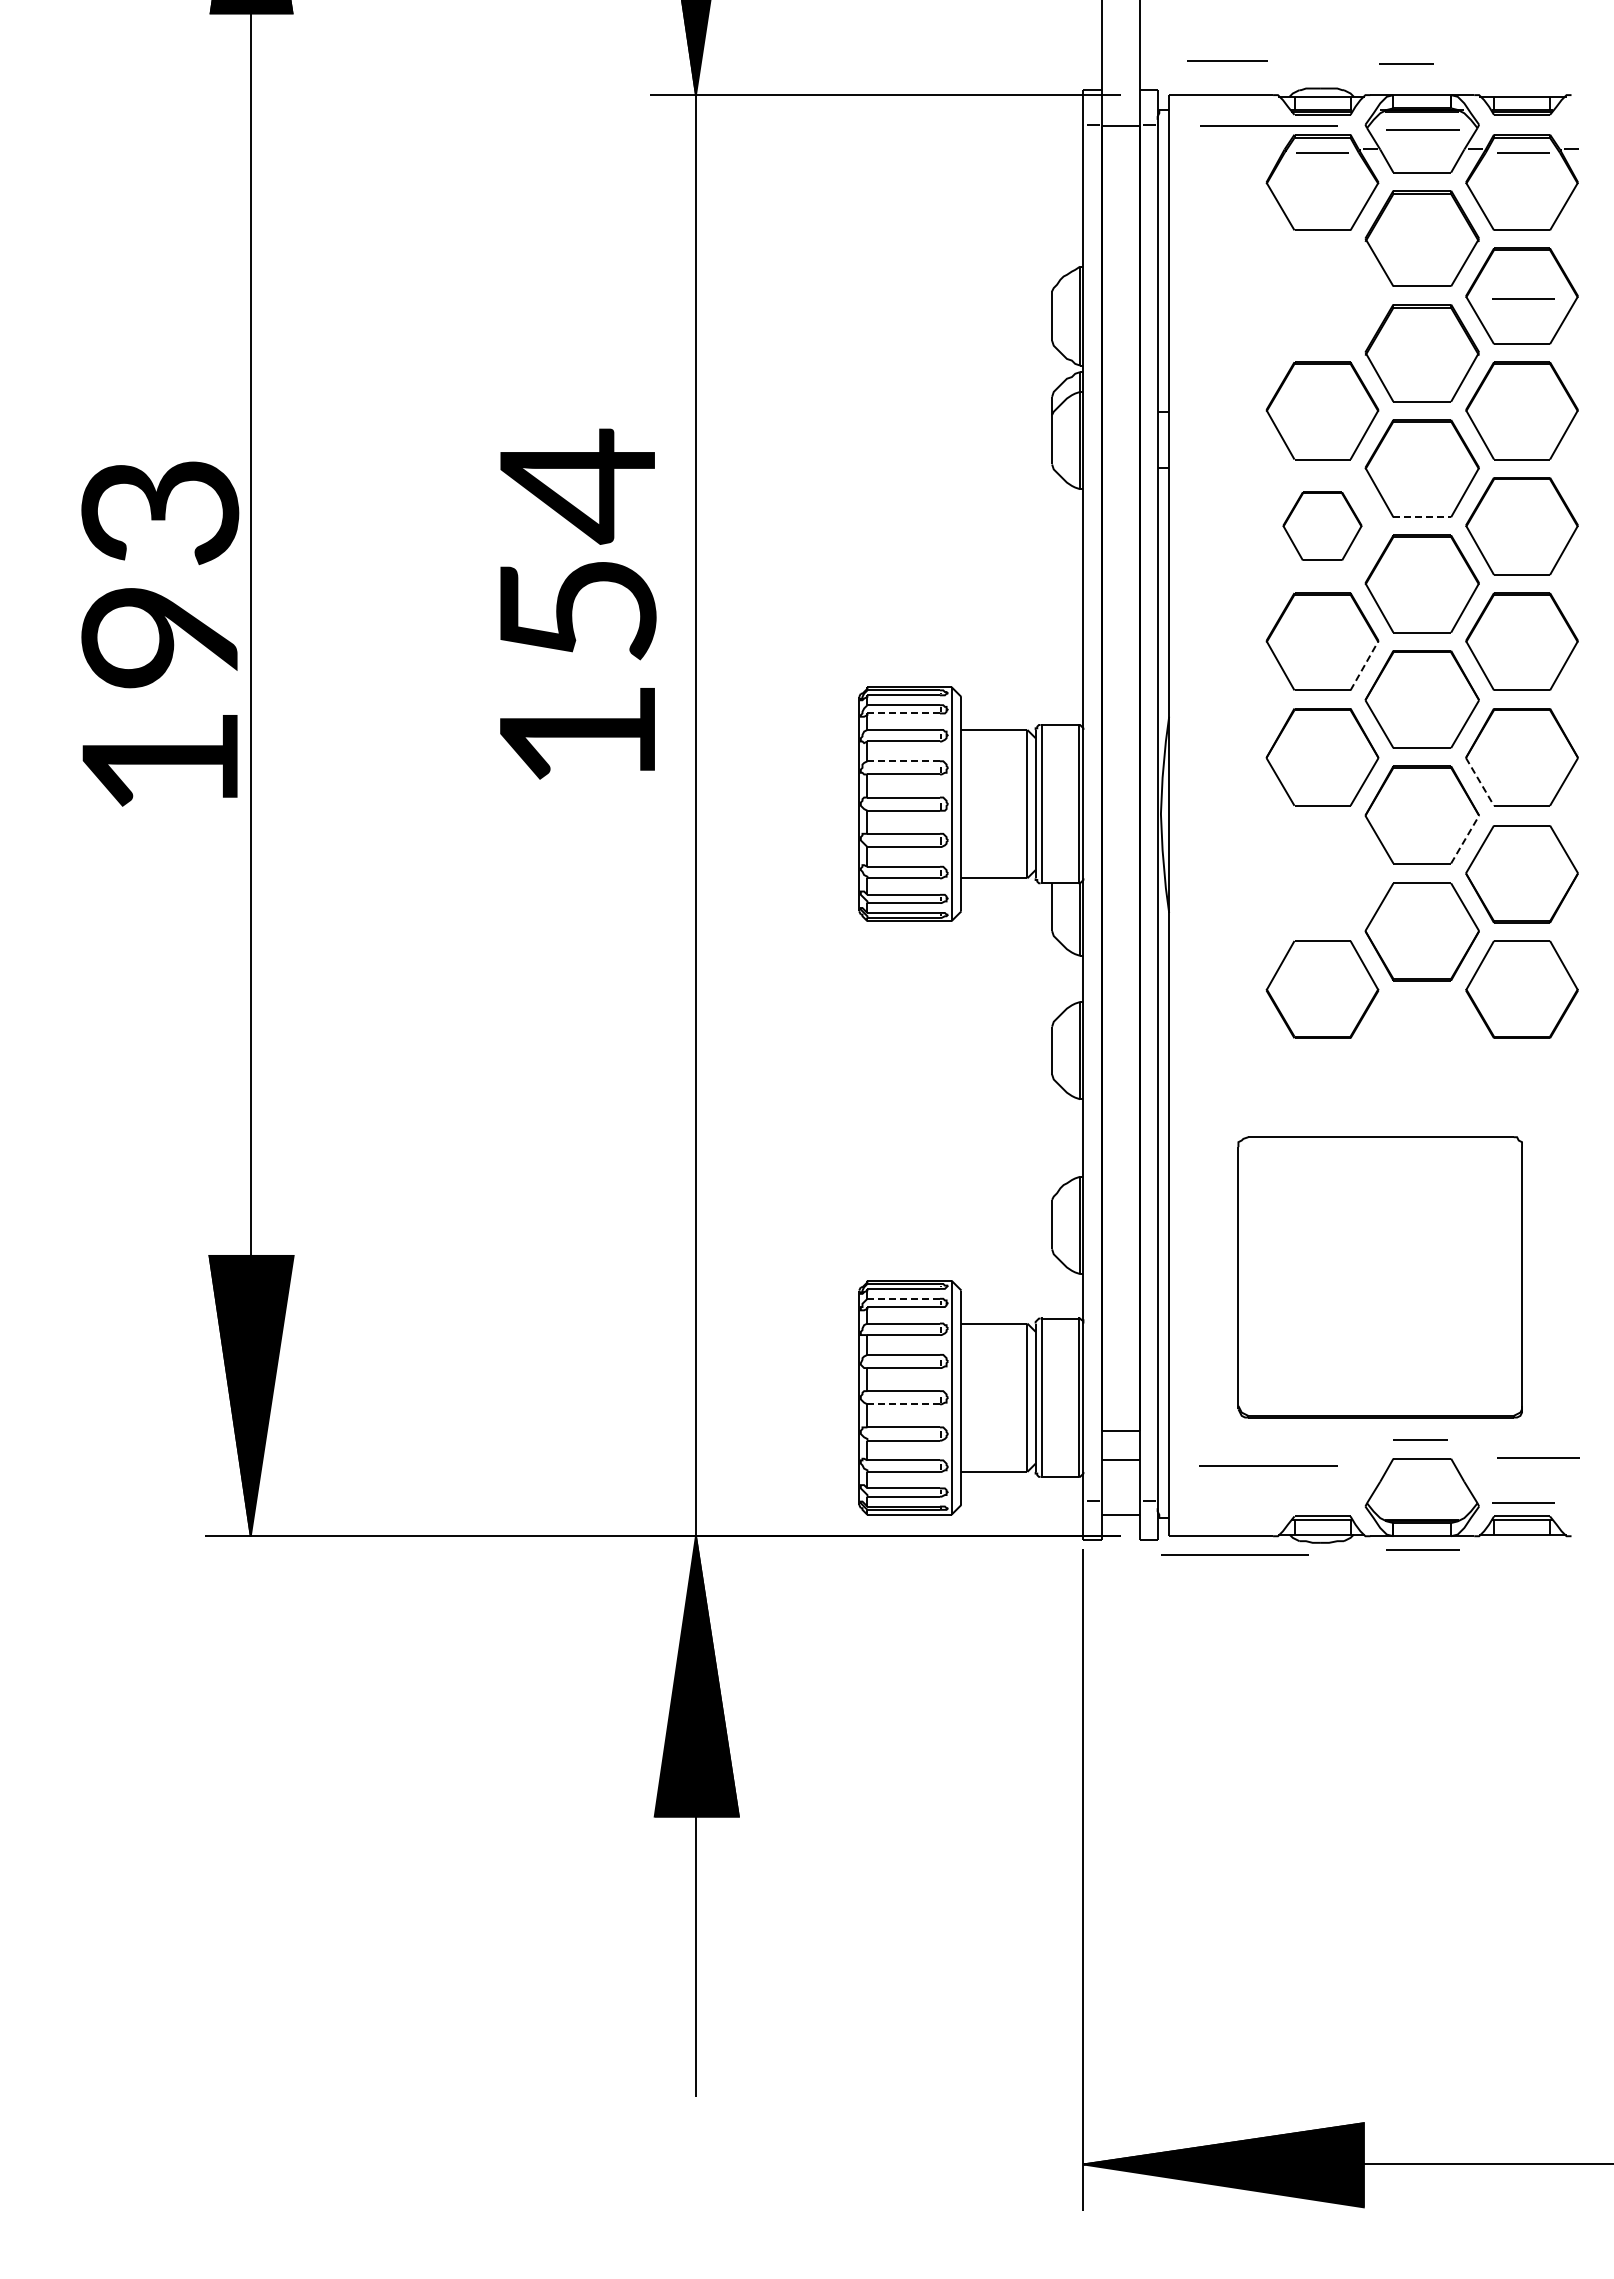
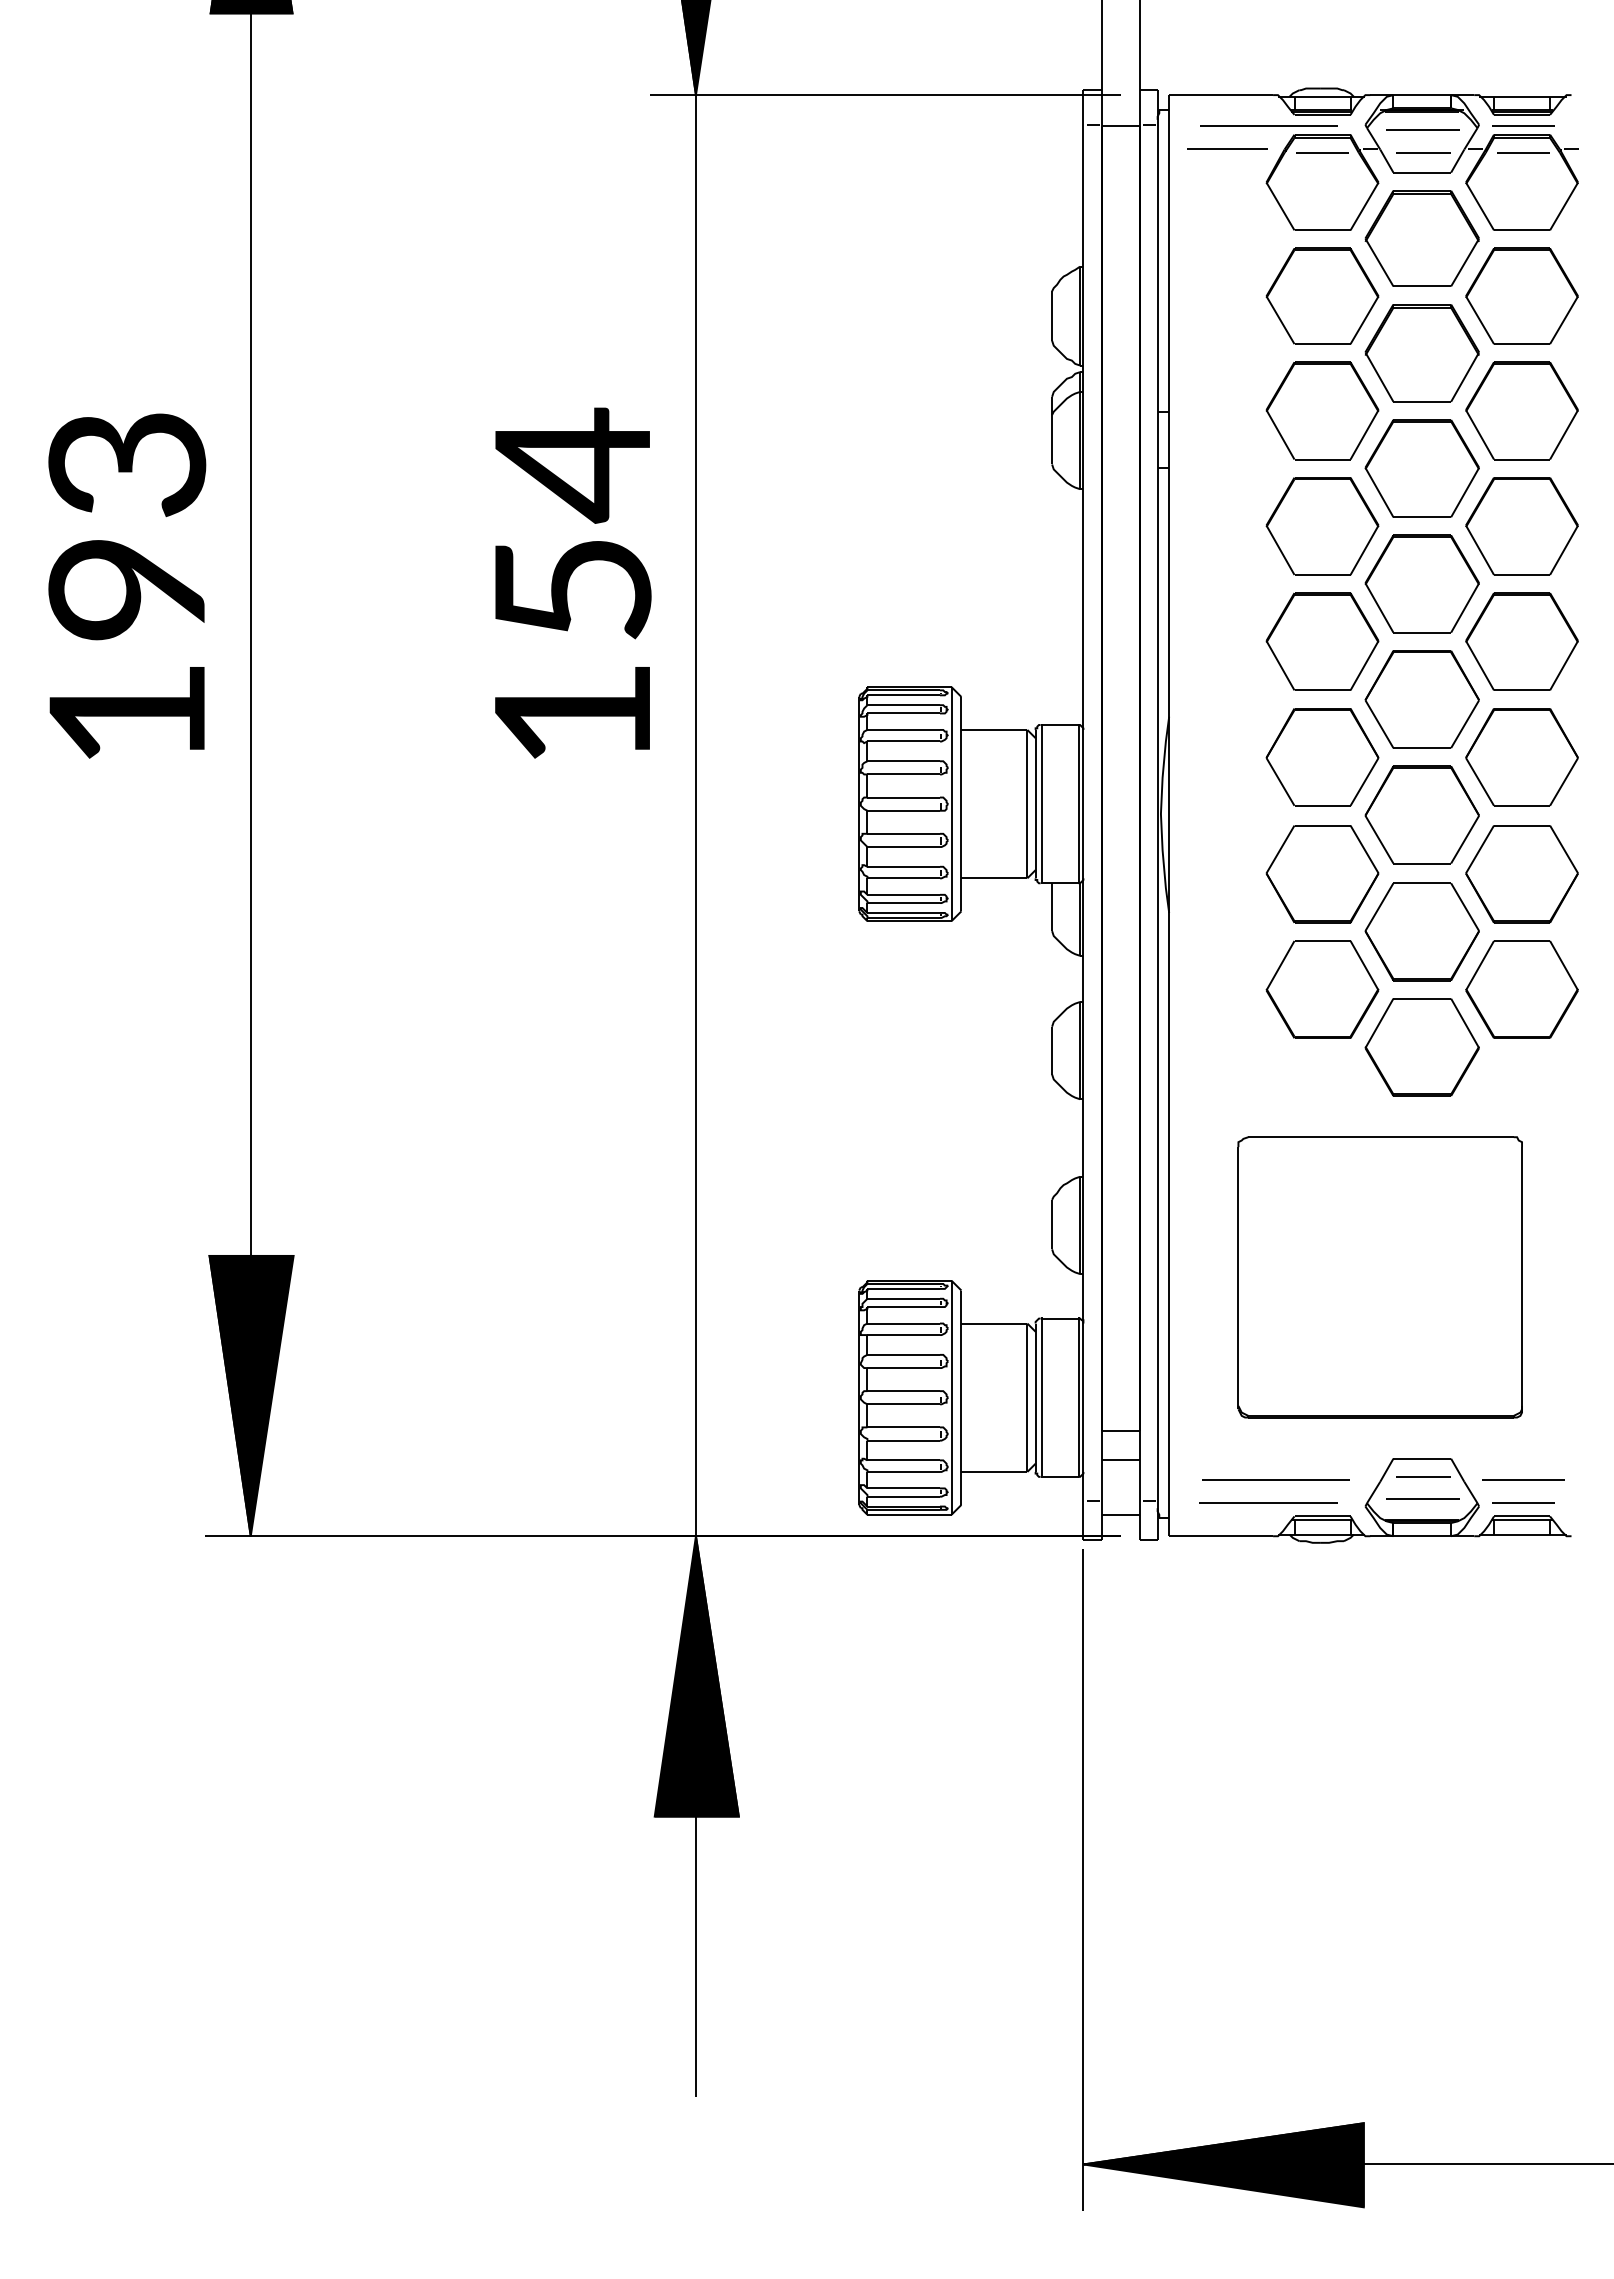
line position: (1227, 60) -> (1227, 148) (1227, 148)
line position: (1406, 63) -> (1423, 152) (1423, 152)
part: none -> present (1322, 295)
line position: (1523, 298) -> (1523, 125) (1523, 125)
line: dashed -> solid (1422, 517)
part size: 81x70 px -> 115x99 px (1322, 526)
text position: (578, 603) -> (573, 582) (573, 582)
text position: (160, 633) -> (127, 585) (127, 585)
line: dashed -> solid (1364, 665)
line: dashed -> solid (903, 713)
line: dashed -> solid (904, 761)
line: dashed -> solid (1479, 781)
line: dashed -> solid (1465, 839)
part: none -> present (1322, 874)
part: none -> present (1421, 1047)
line: dashed -> solid (904, 1298)
line: dashed -> solid (903, 1404)
line position: (1420, 1439) -> (1423, 1476) (1423, 1476)
line position: (1538, 1457) -> (1523, 1479) (1523, 1479)
line position: (1268, 1465) -> (1268, 1502) (1268, 1502)
line position: (1422, 1549) -> (1422, 1498) (1422, 1498)
line position: (1234, 1554) -> (1275, 1479) (1275, 1479)
